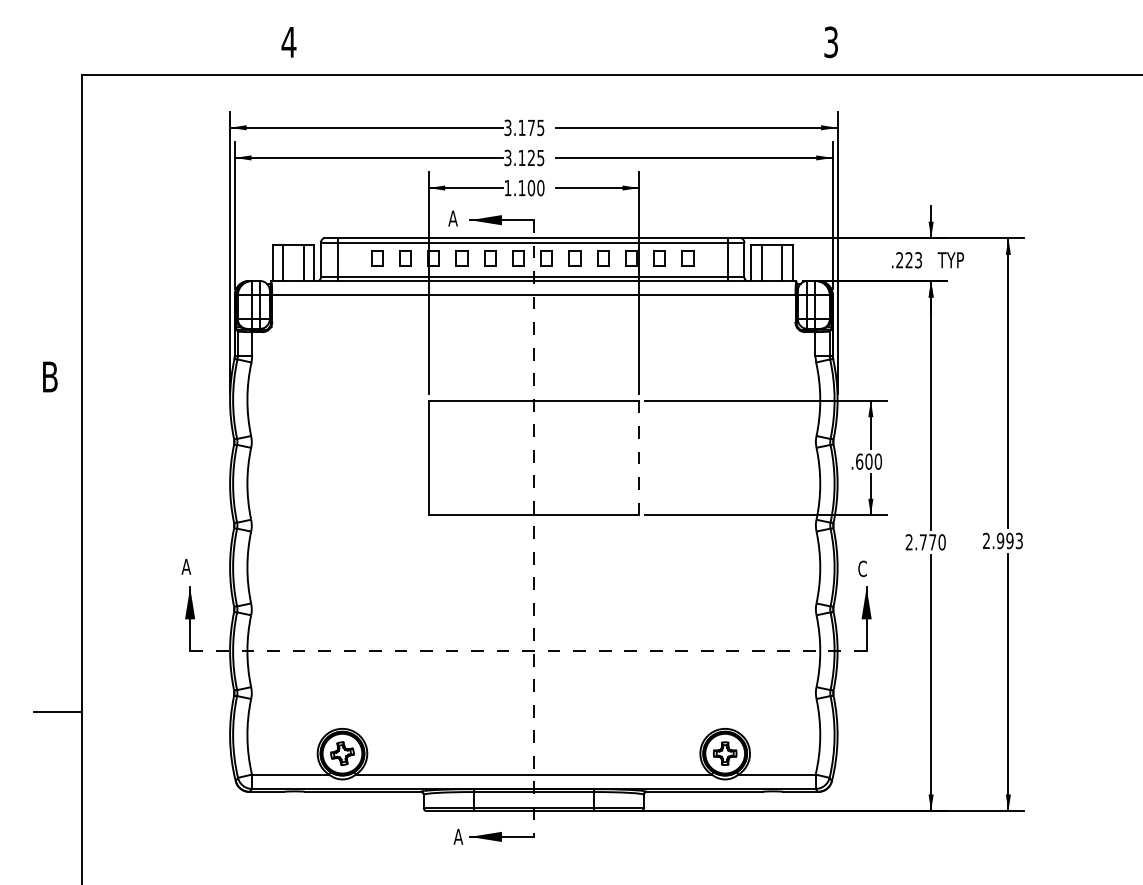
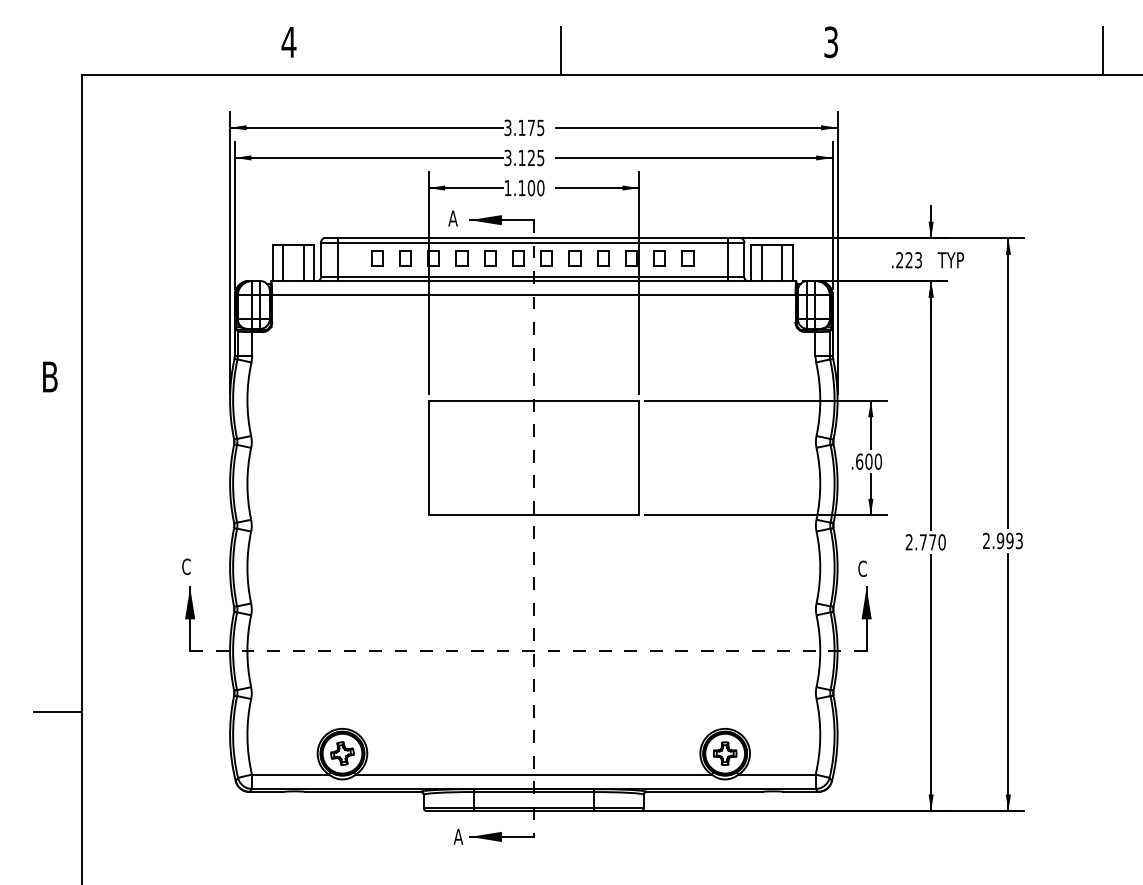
line: none -> present (560, 50)
line: none -> present (1102, 50)
line: dashed -> solid (639, 457)
text: A -> C (186, 566)
